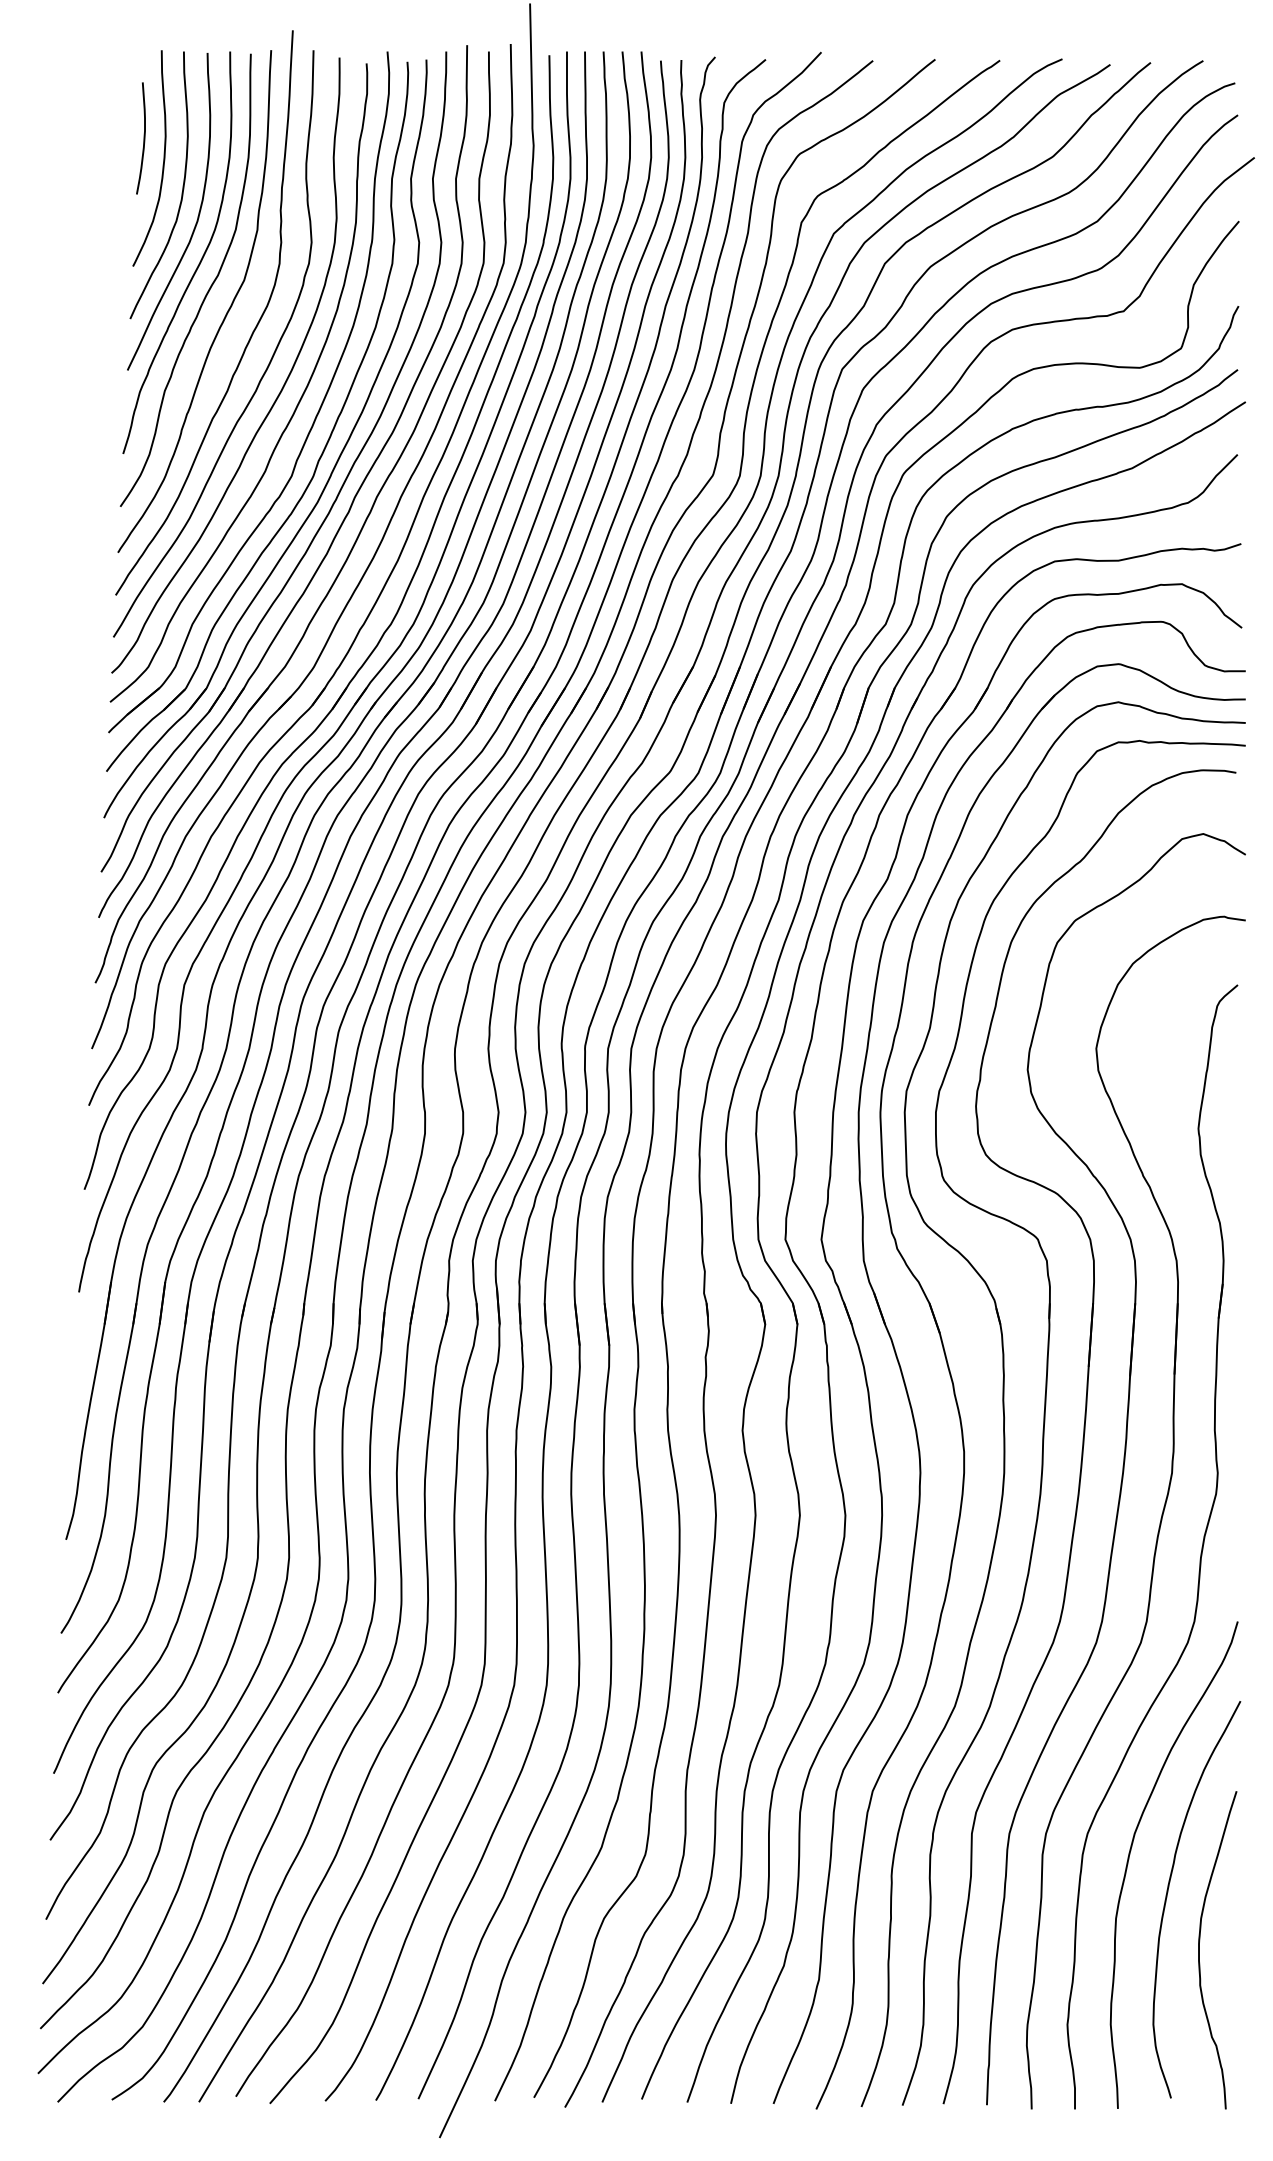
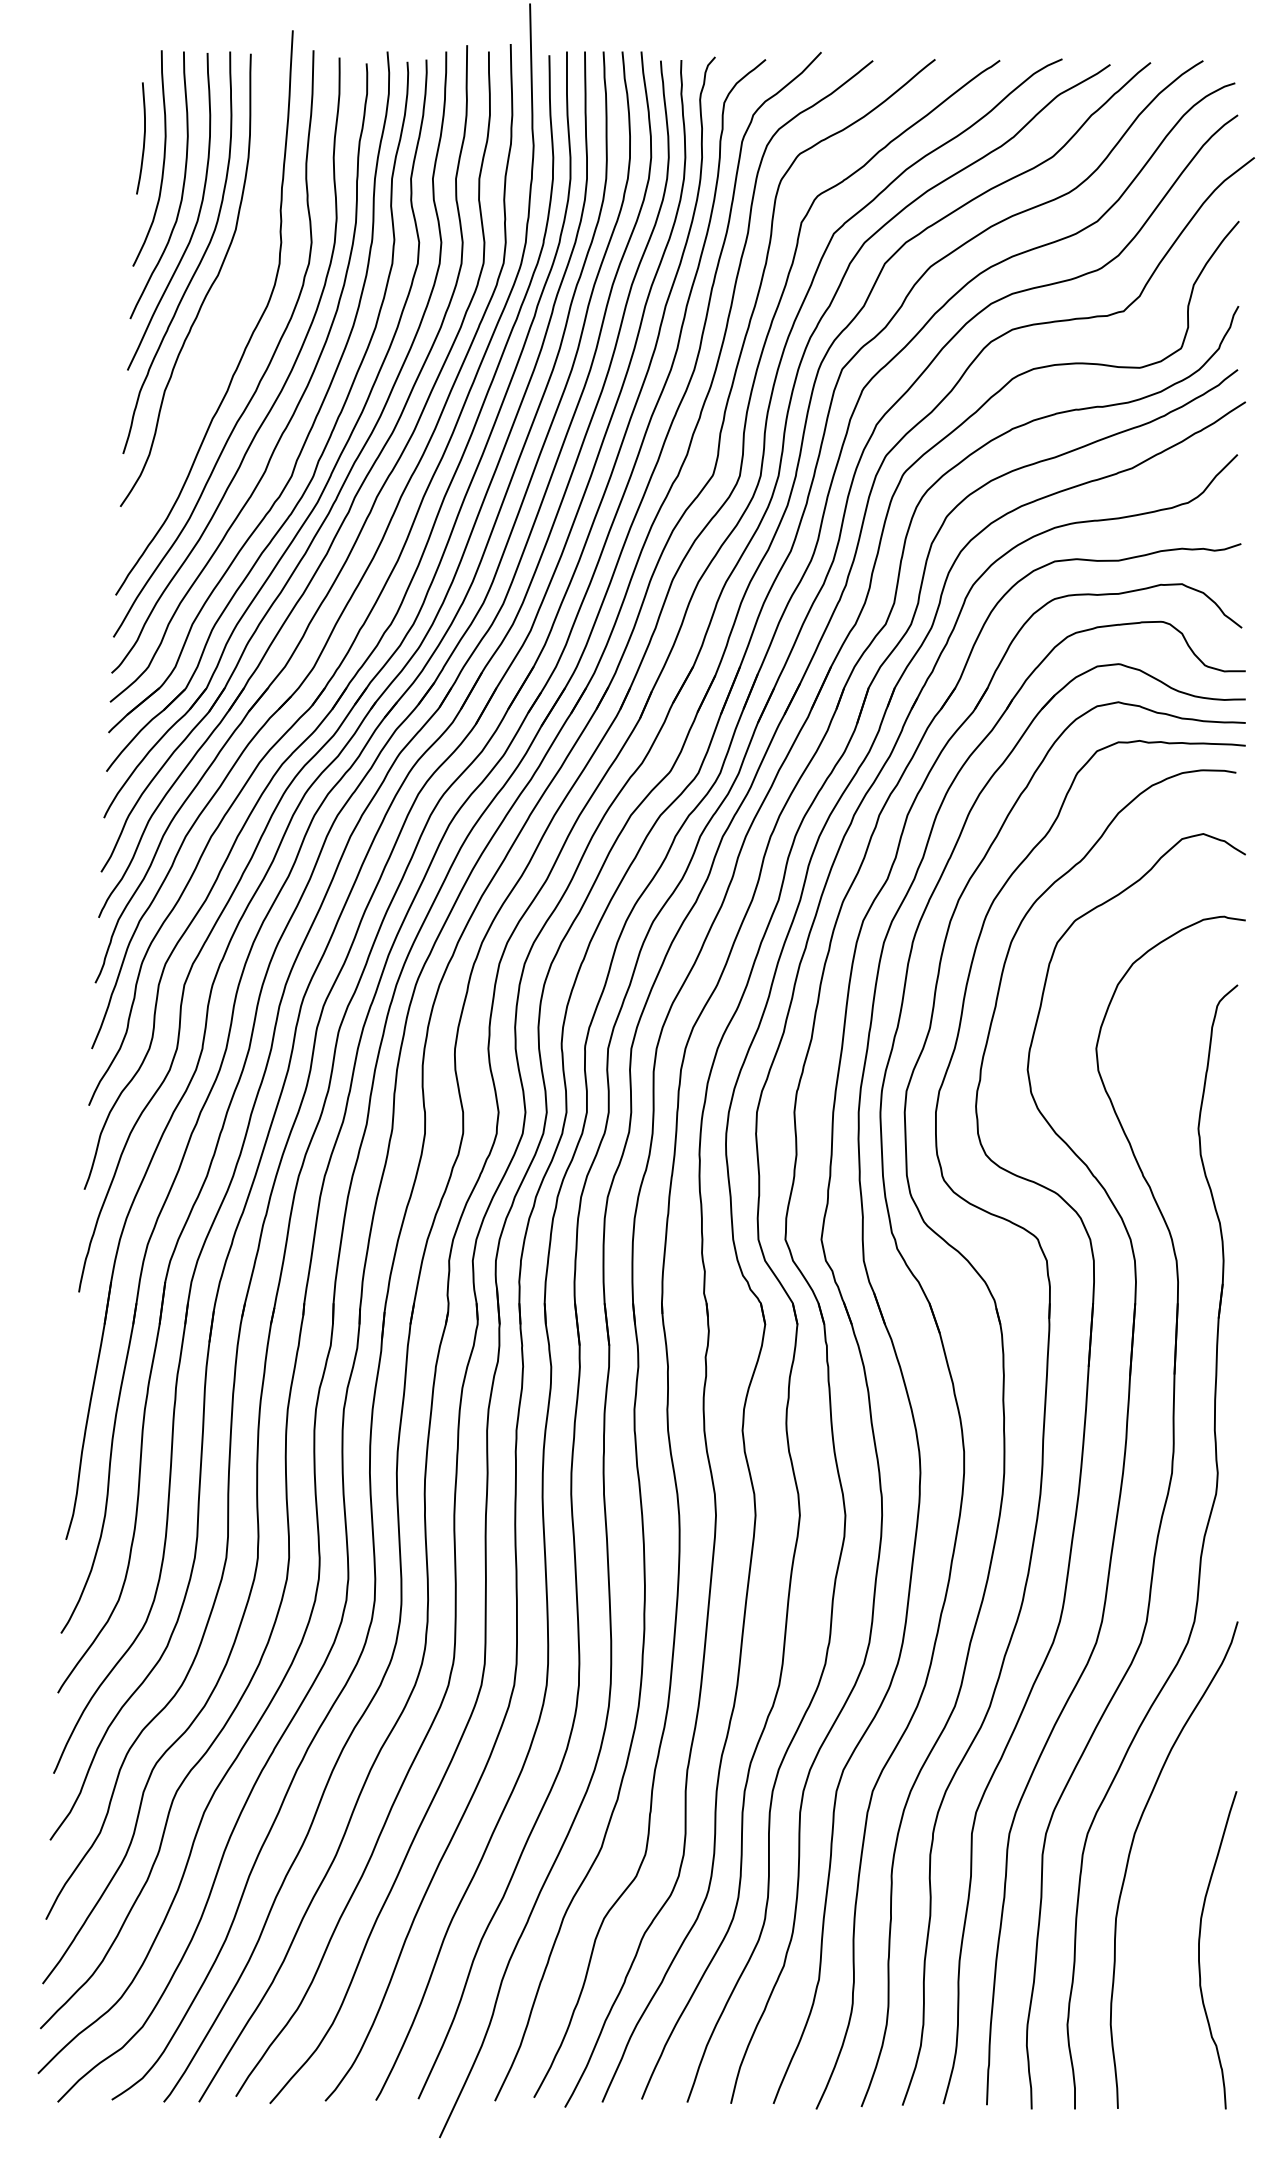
curve: present -> none (224, 316)
curve: present -> none (1168, 1892)
